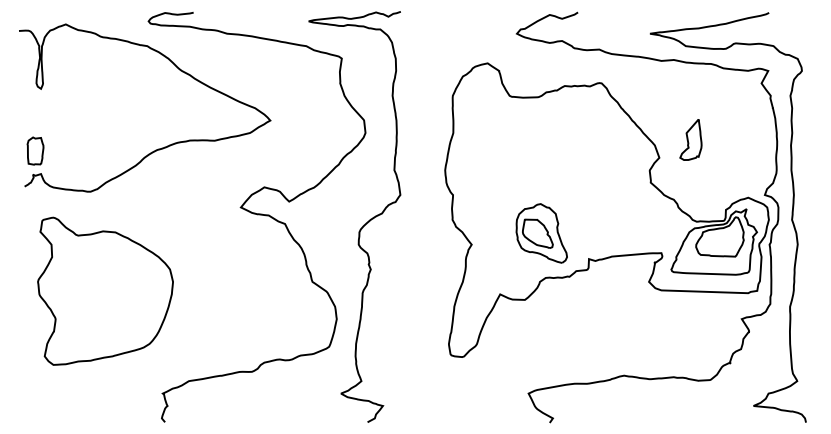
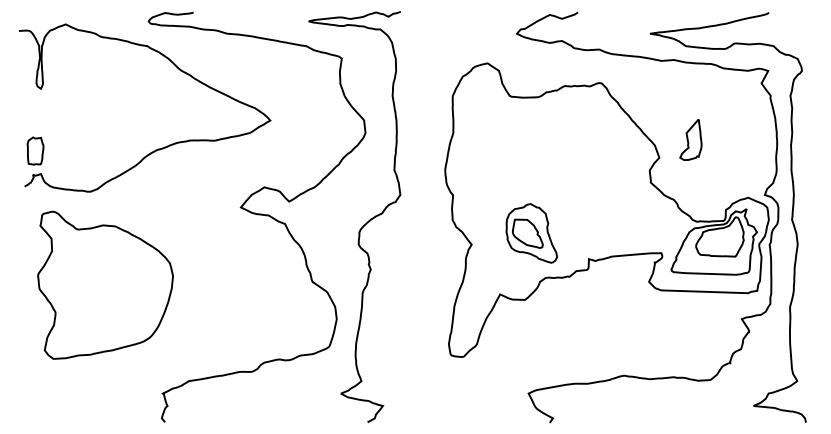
part position: (541, 233) -> (531, 233) (531, 233)
part position: (105, 290) -> (105, 284) (105, 284)
